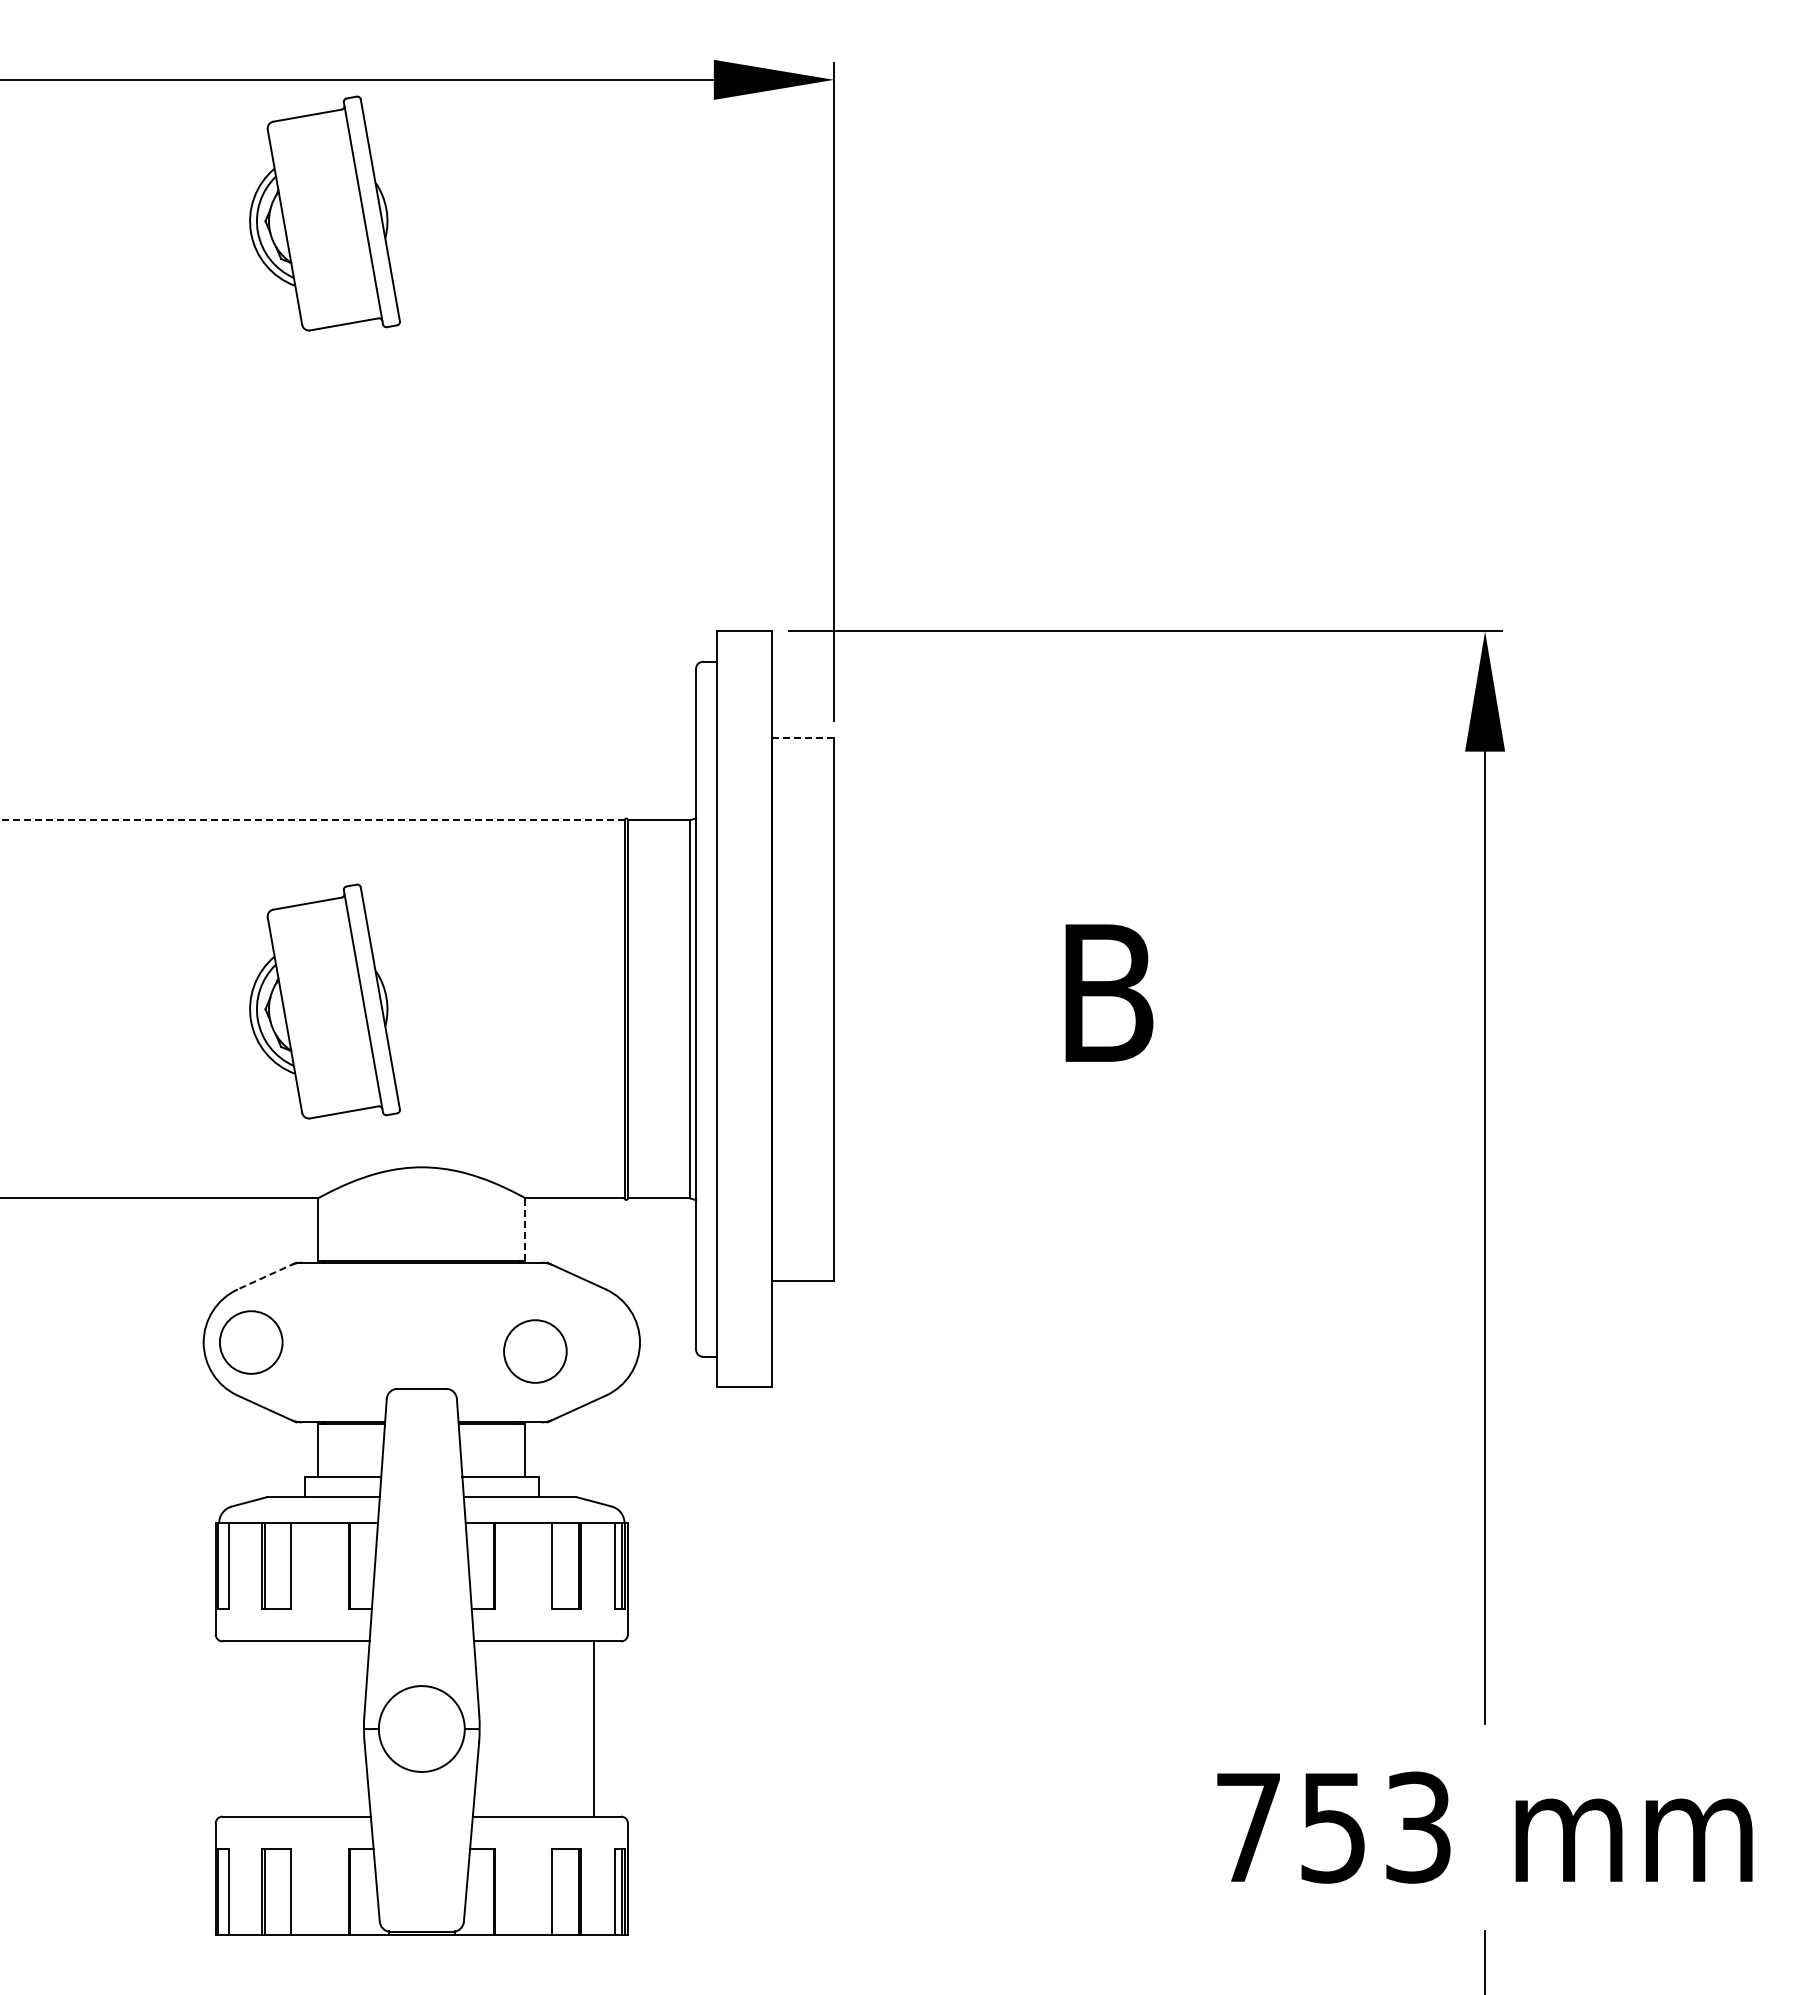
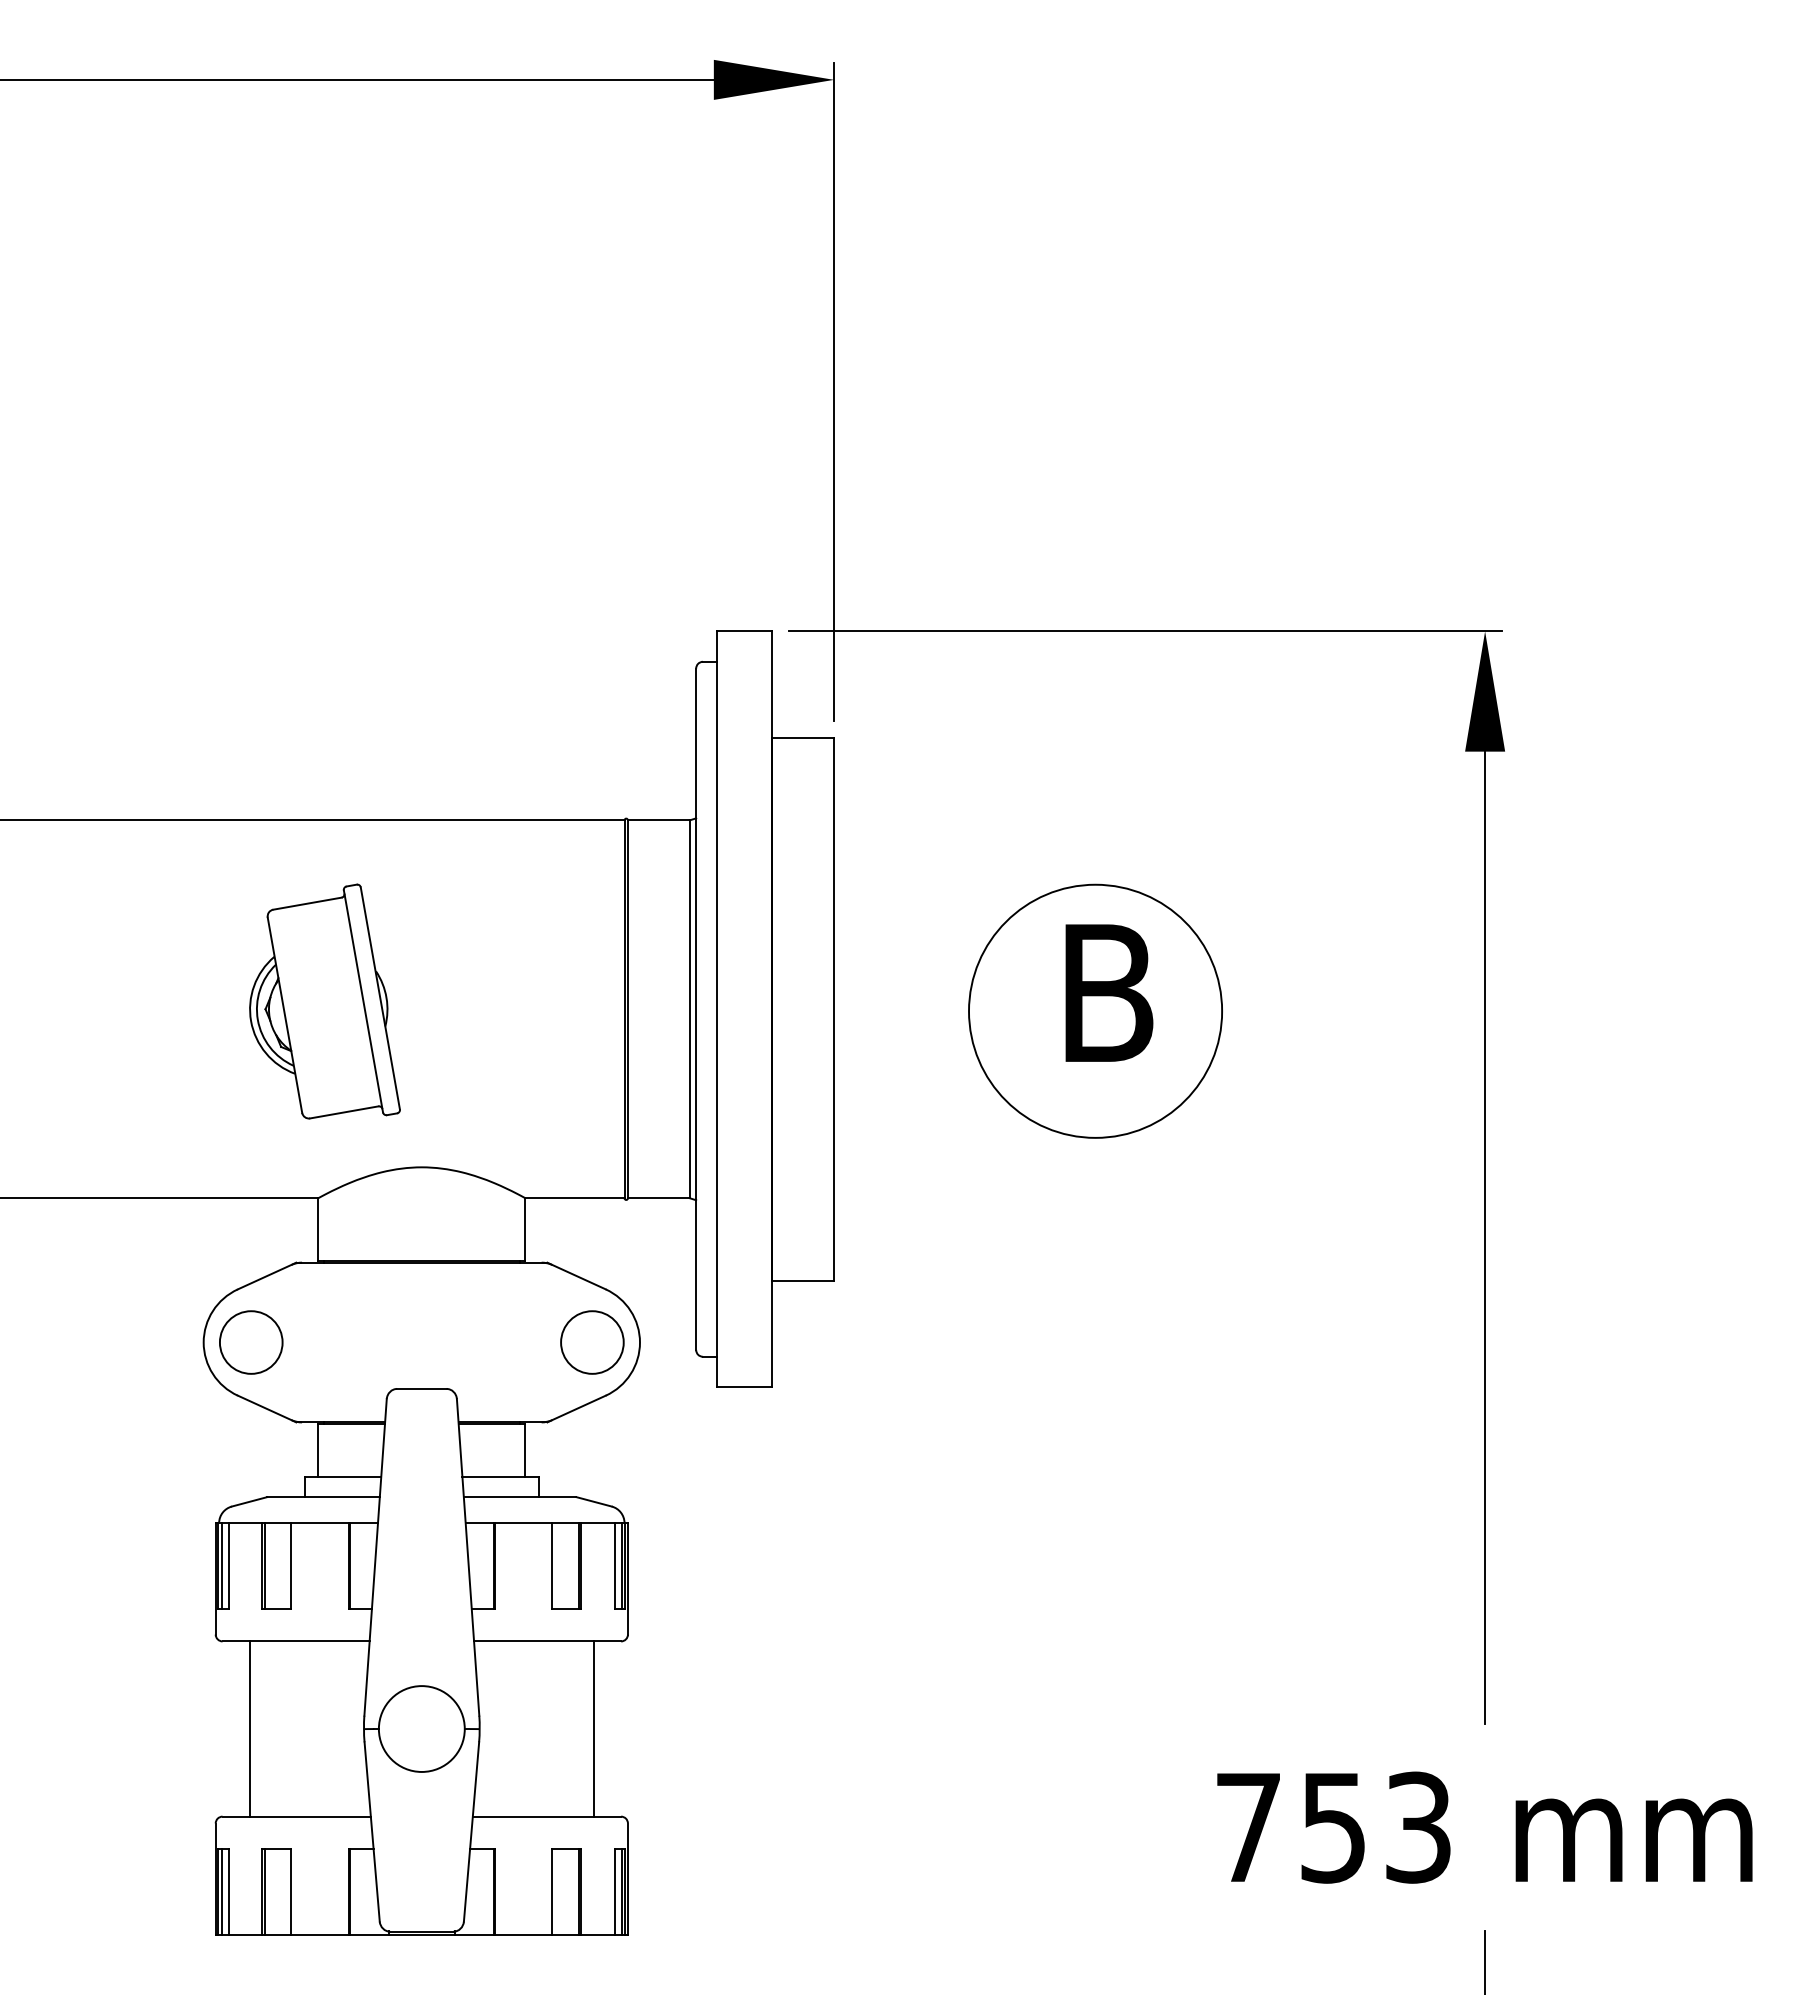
part: present -> none (324, 213)
line: dashed -> solid (803, 737)
line: dashed -> solid (312, 820)
circle: none -> present (1095, 1010)
line: dashed -> solid (525, 1228)
line: dashed -> solid (266, 1276)
circle position: (535, 1351) -> (592, 1342) (592, 1342)
line: none -> present (221, 1565)
line: none -> present (250, 1728)
line: none -> present (221, 1892)
